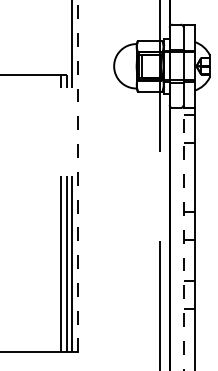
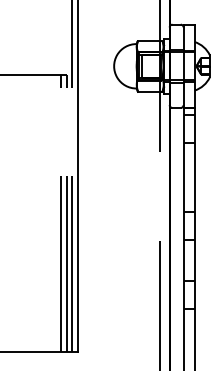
line: dashed -> solid (77, 176)
line: dashed -> solid (183, 238)
